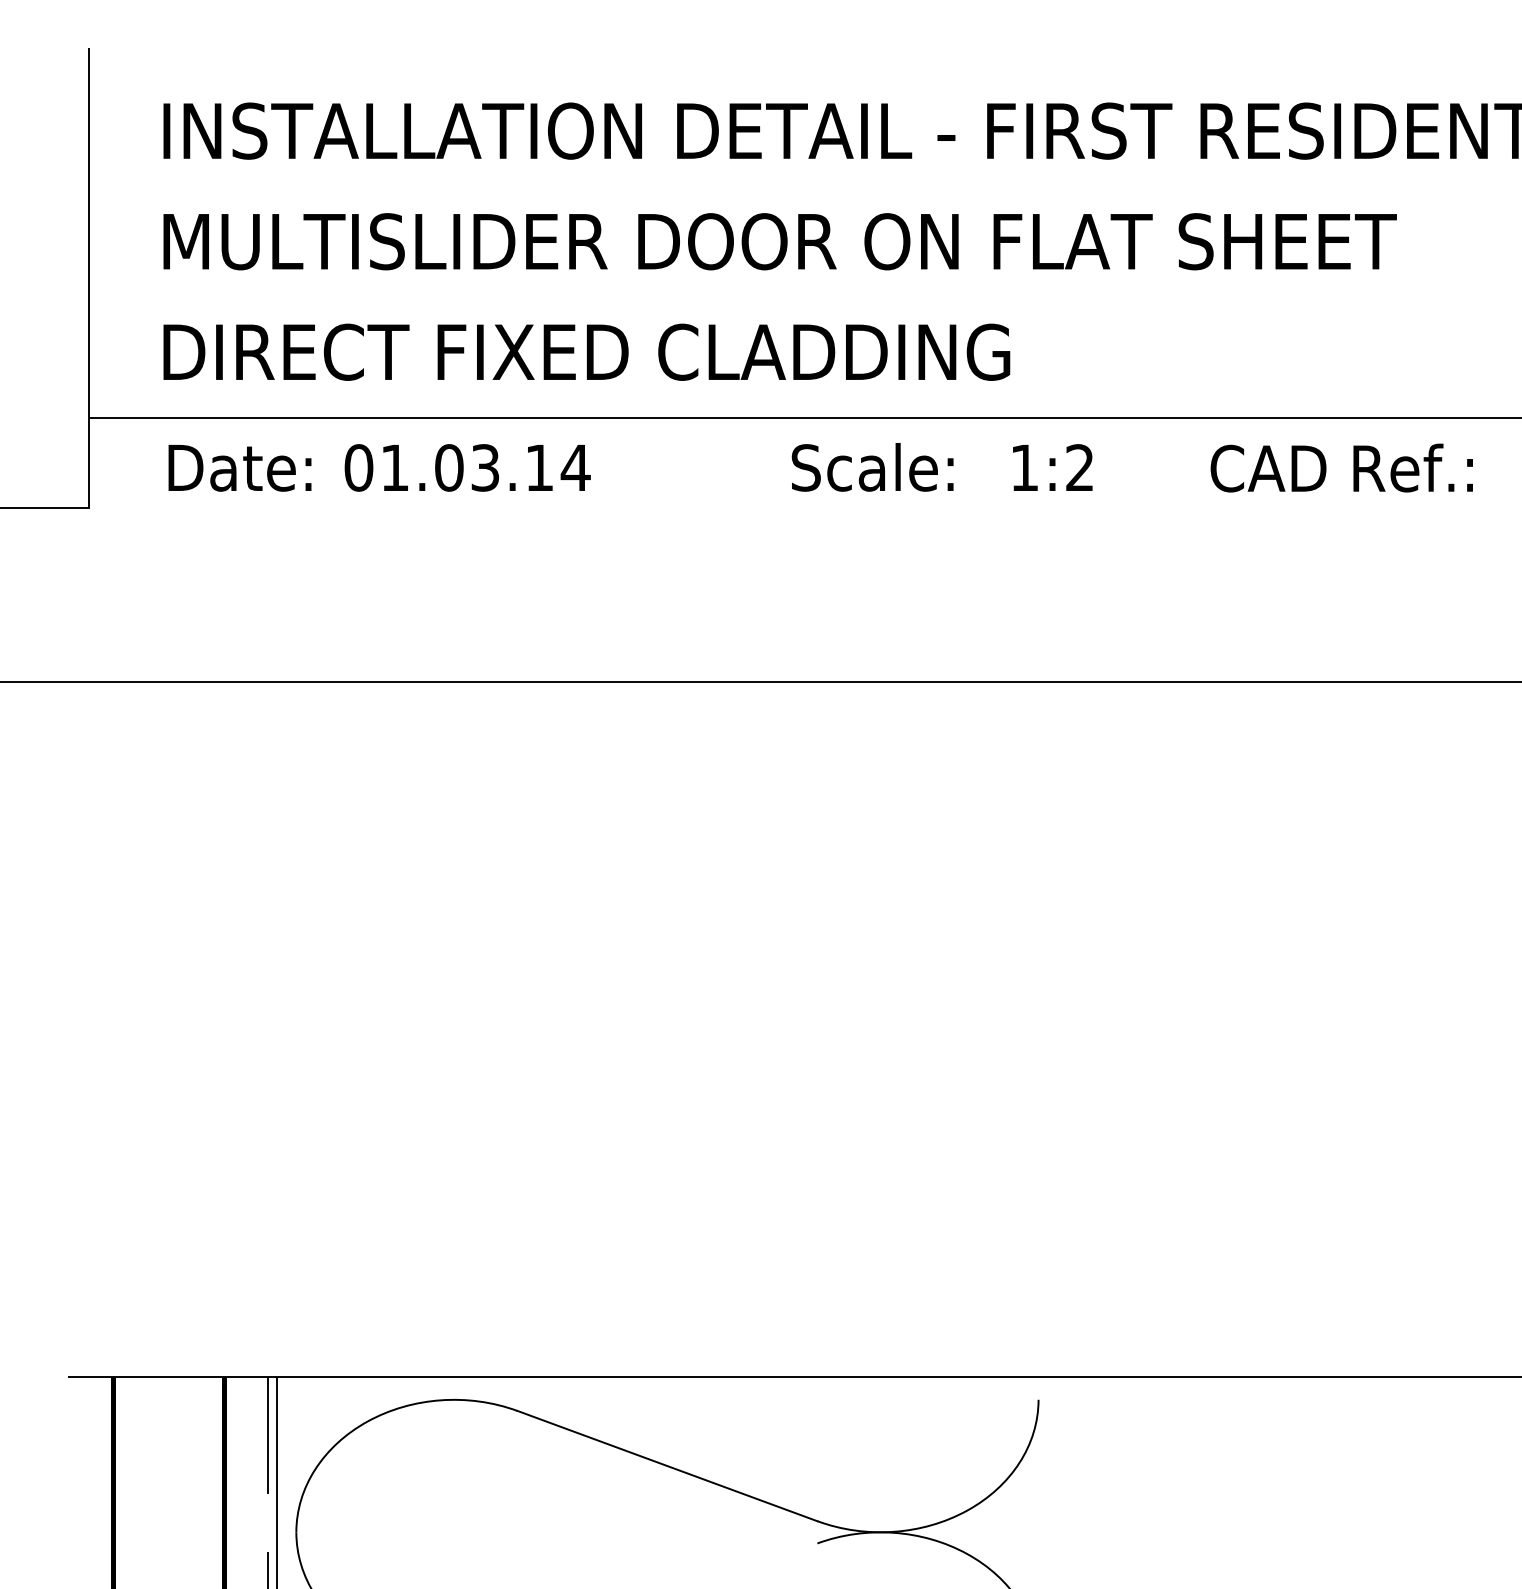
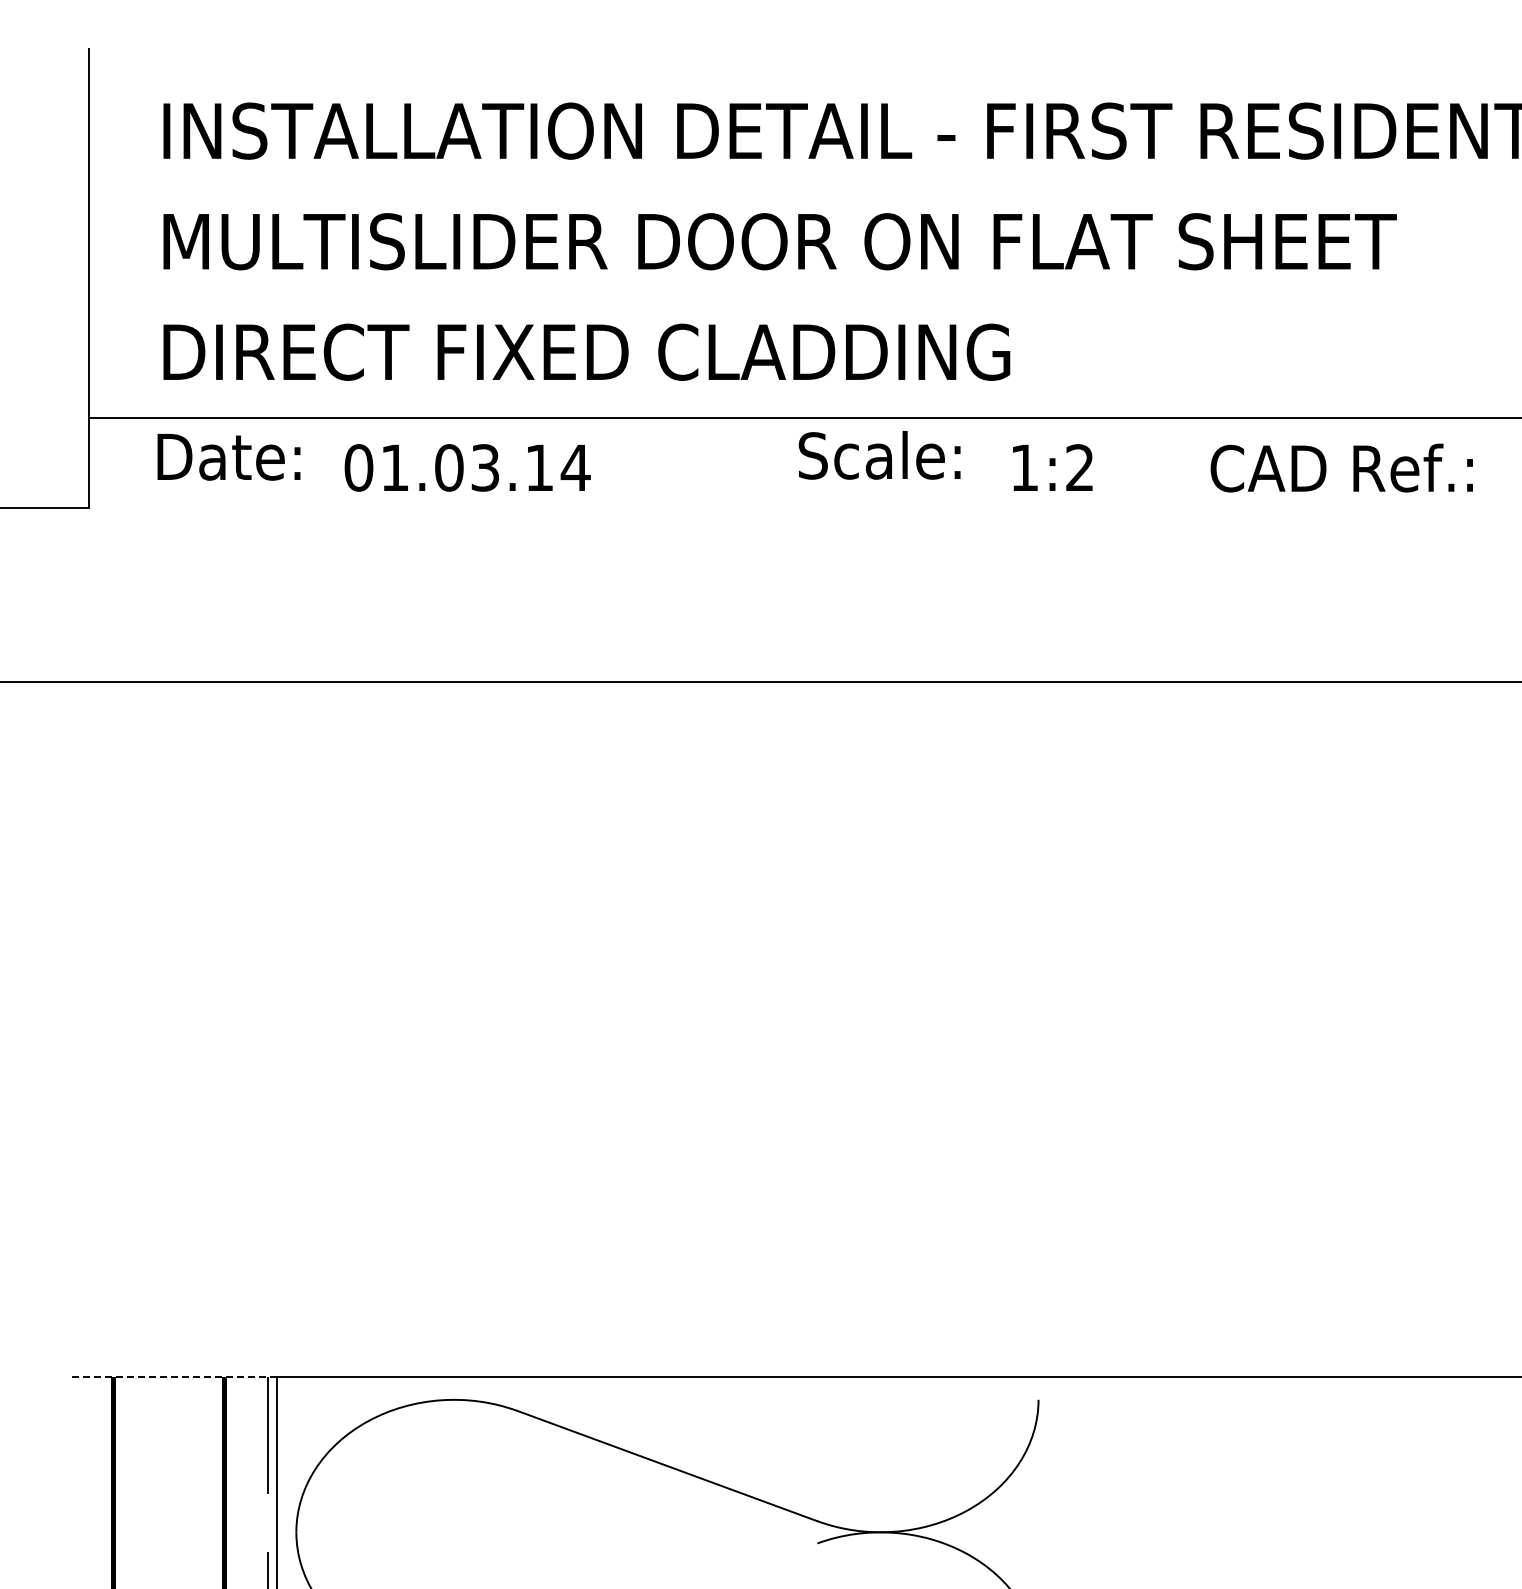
text position: (872, 467) -> (879, 455) (879, 455)
text position: (239, 468) -> (228, 457) (228, 457)
line: solid -> dashed (172, 1376)
